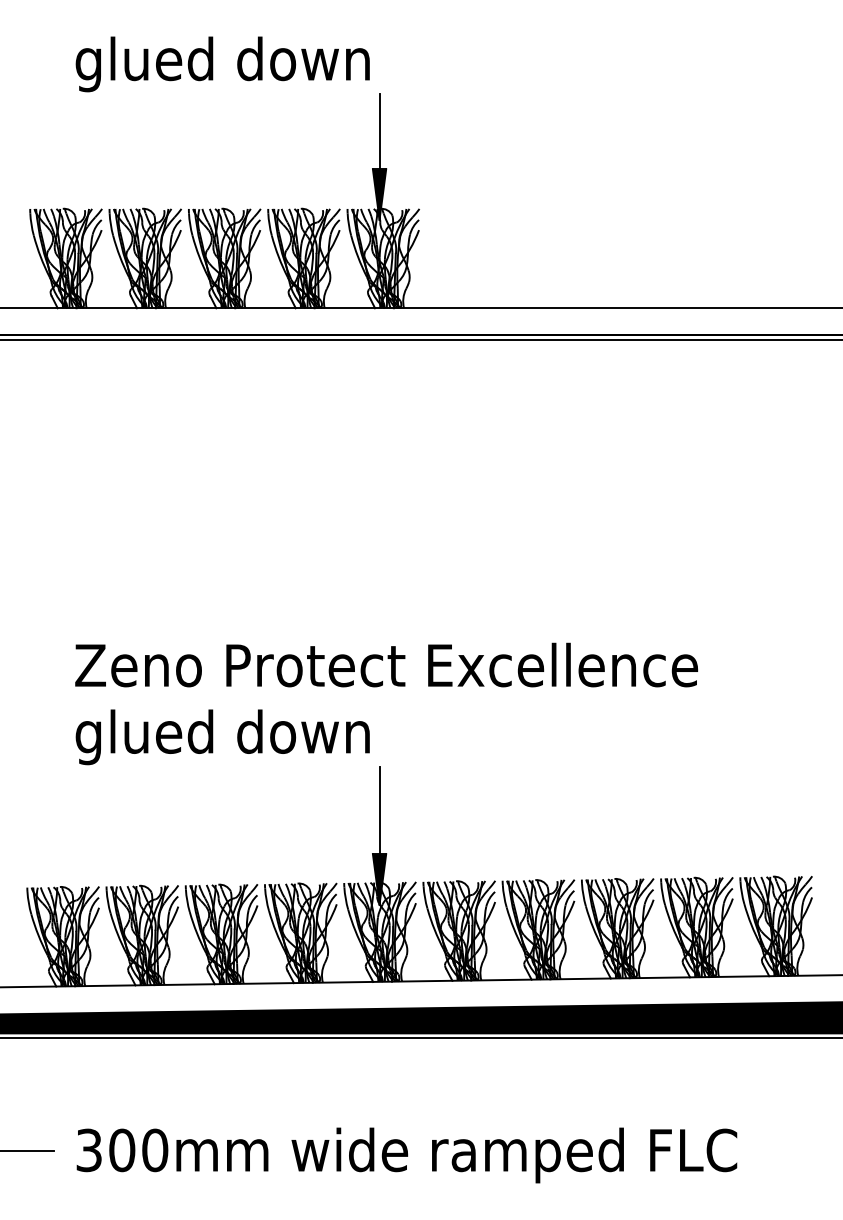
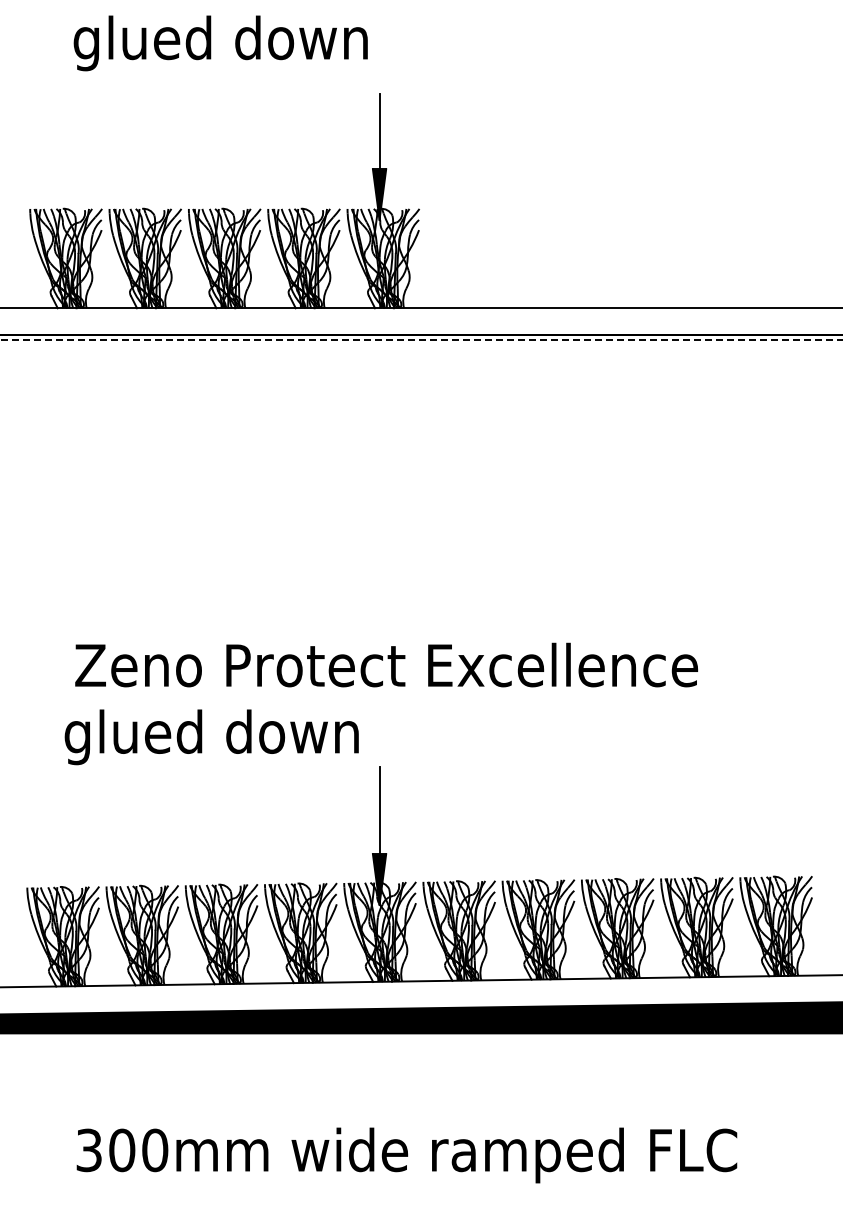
text position: (222, 64) -> (220, 43) (220, 43)
line: solid -> dashed (421, 339)
text position: (222, 737) -> (211, 737) (211, 737)
line: present -> none (420, 1037)
line: present -> none (27, 1151)
